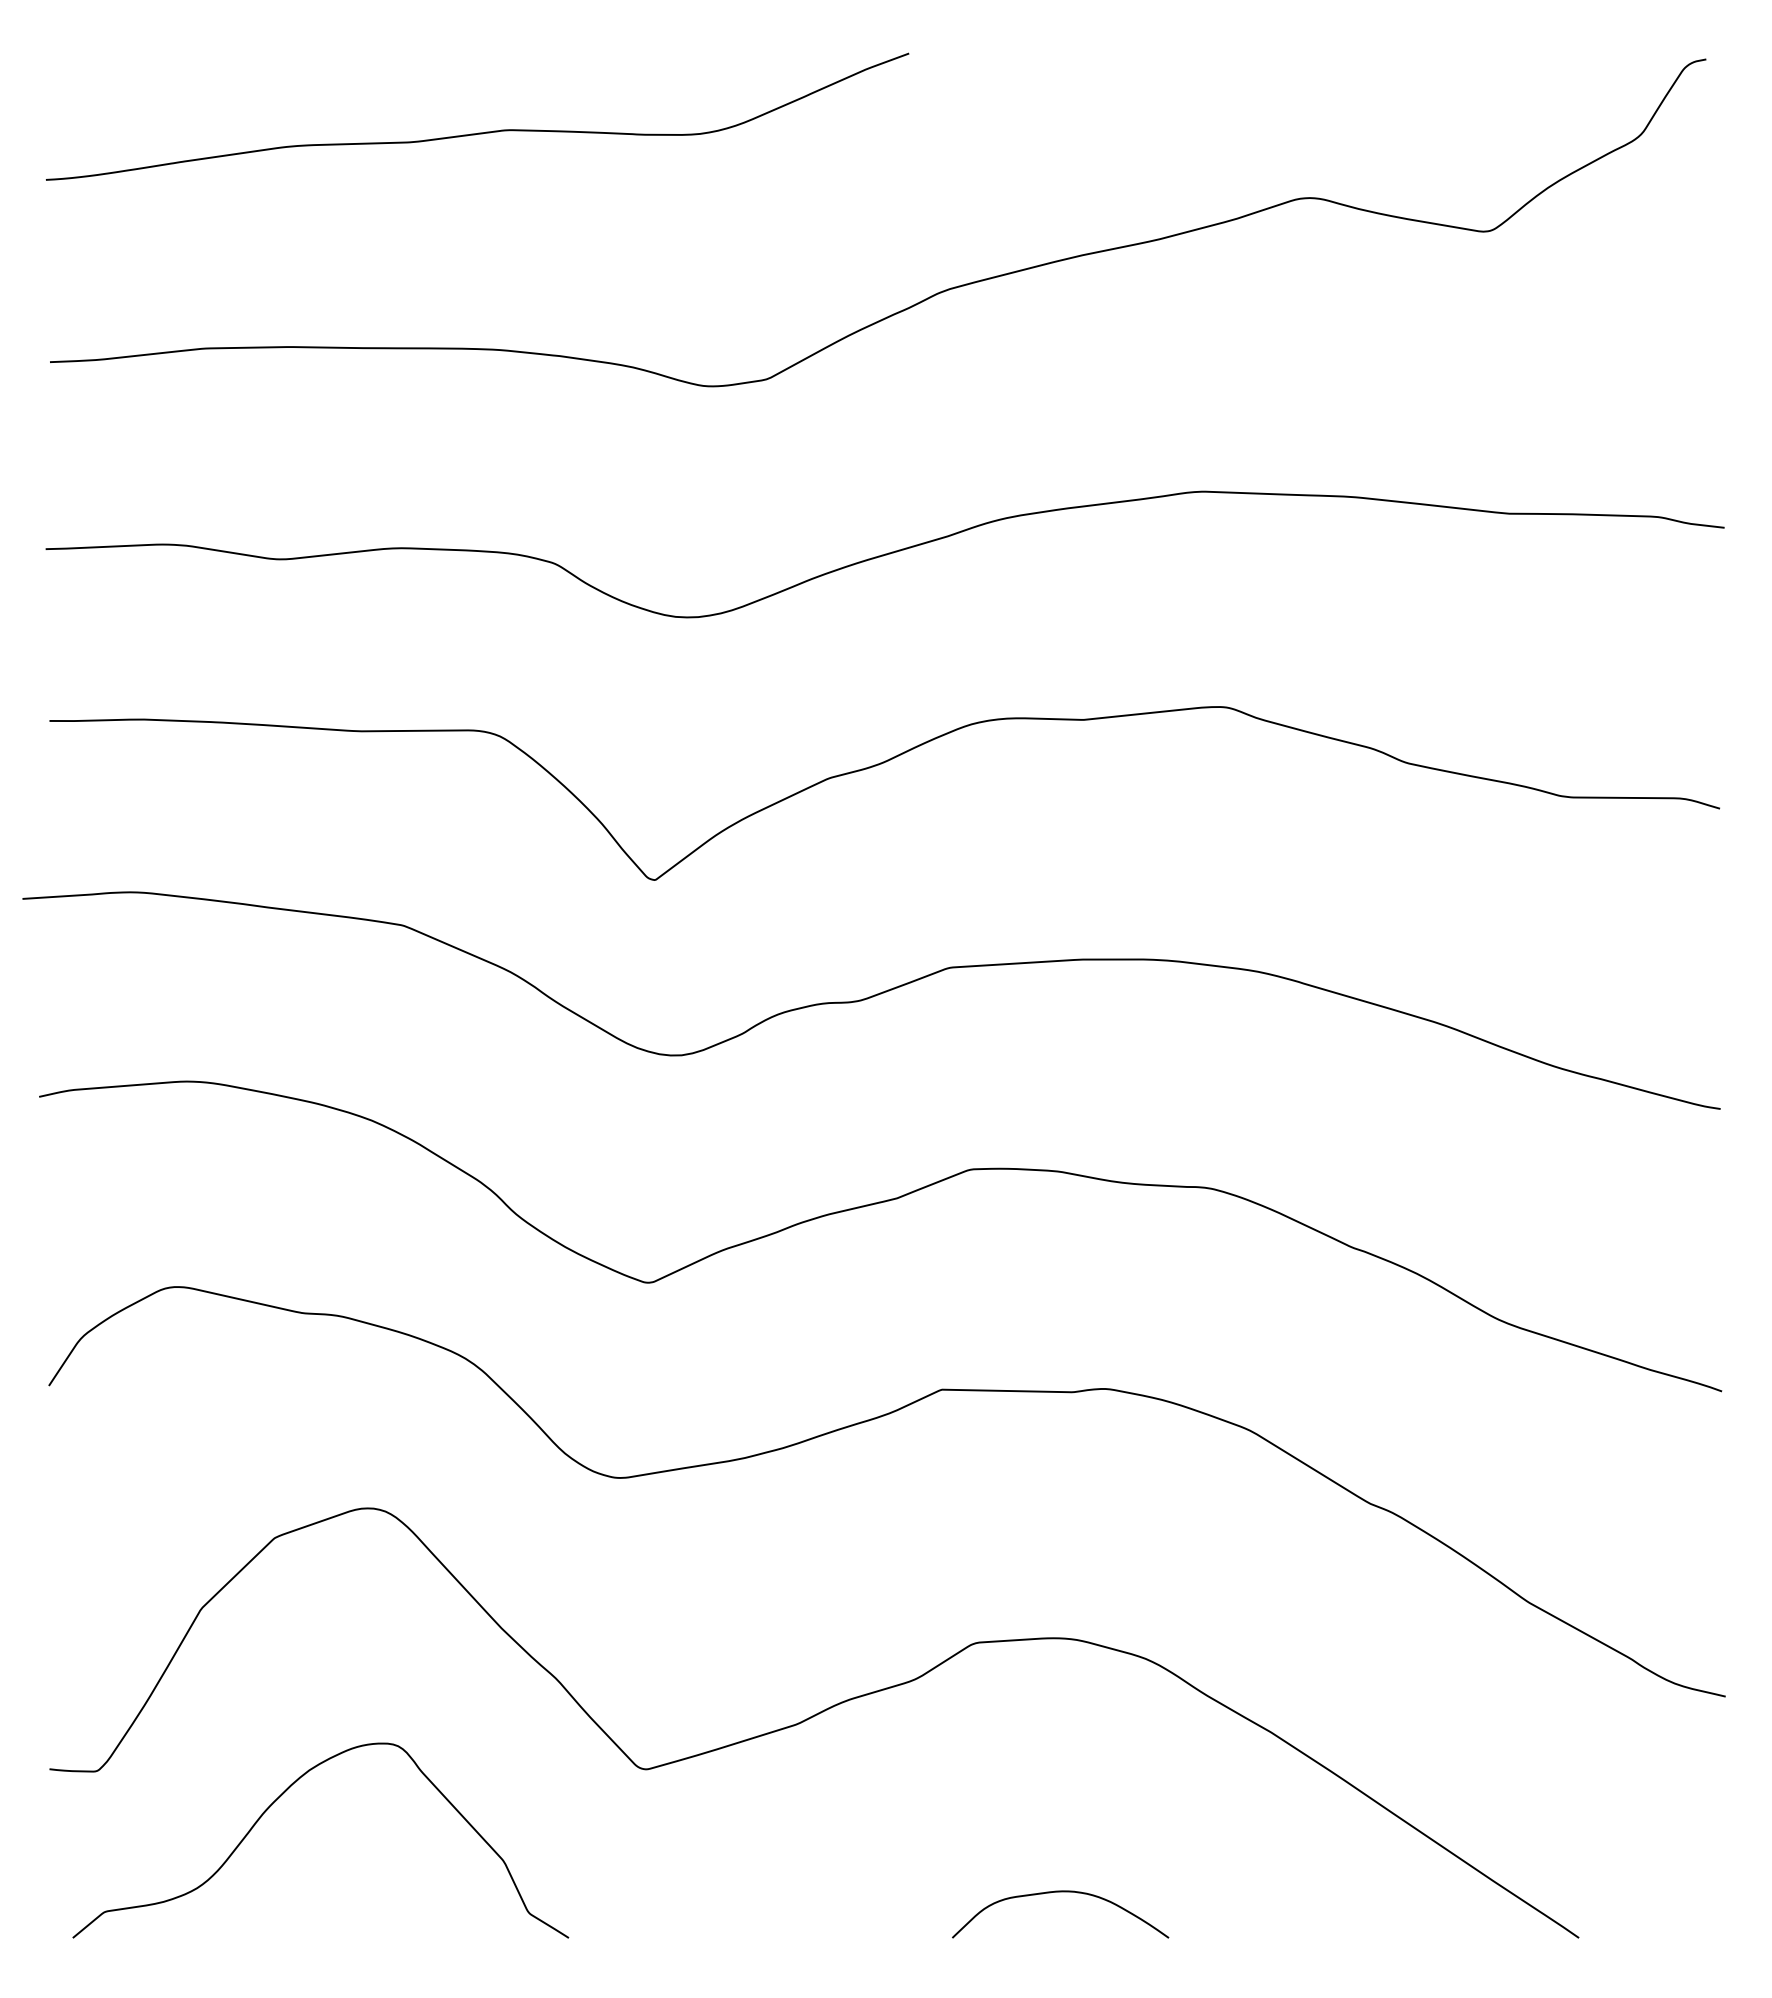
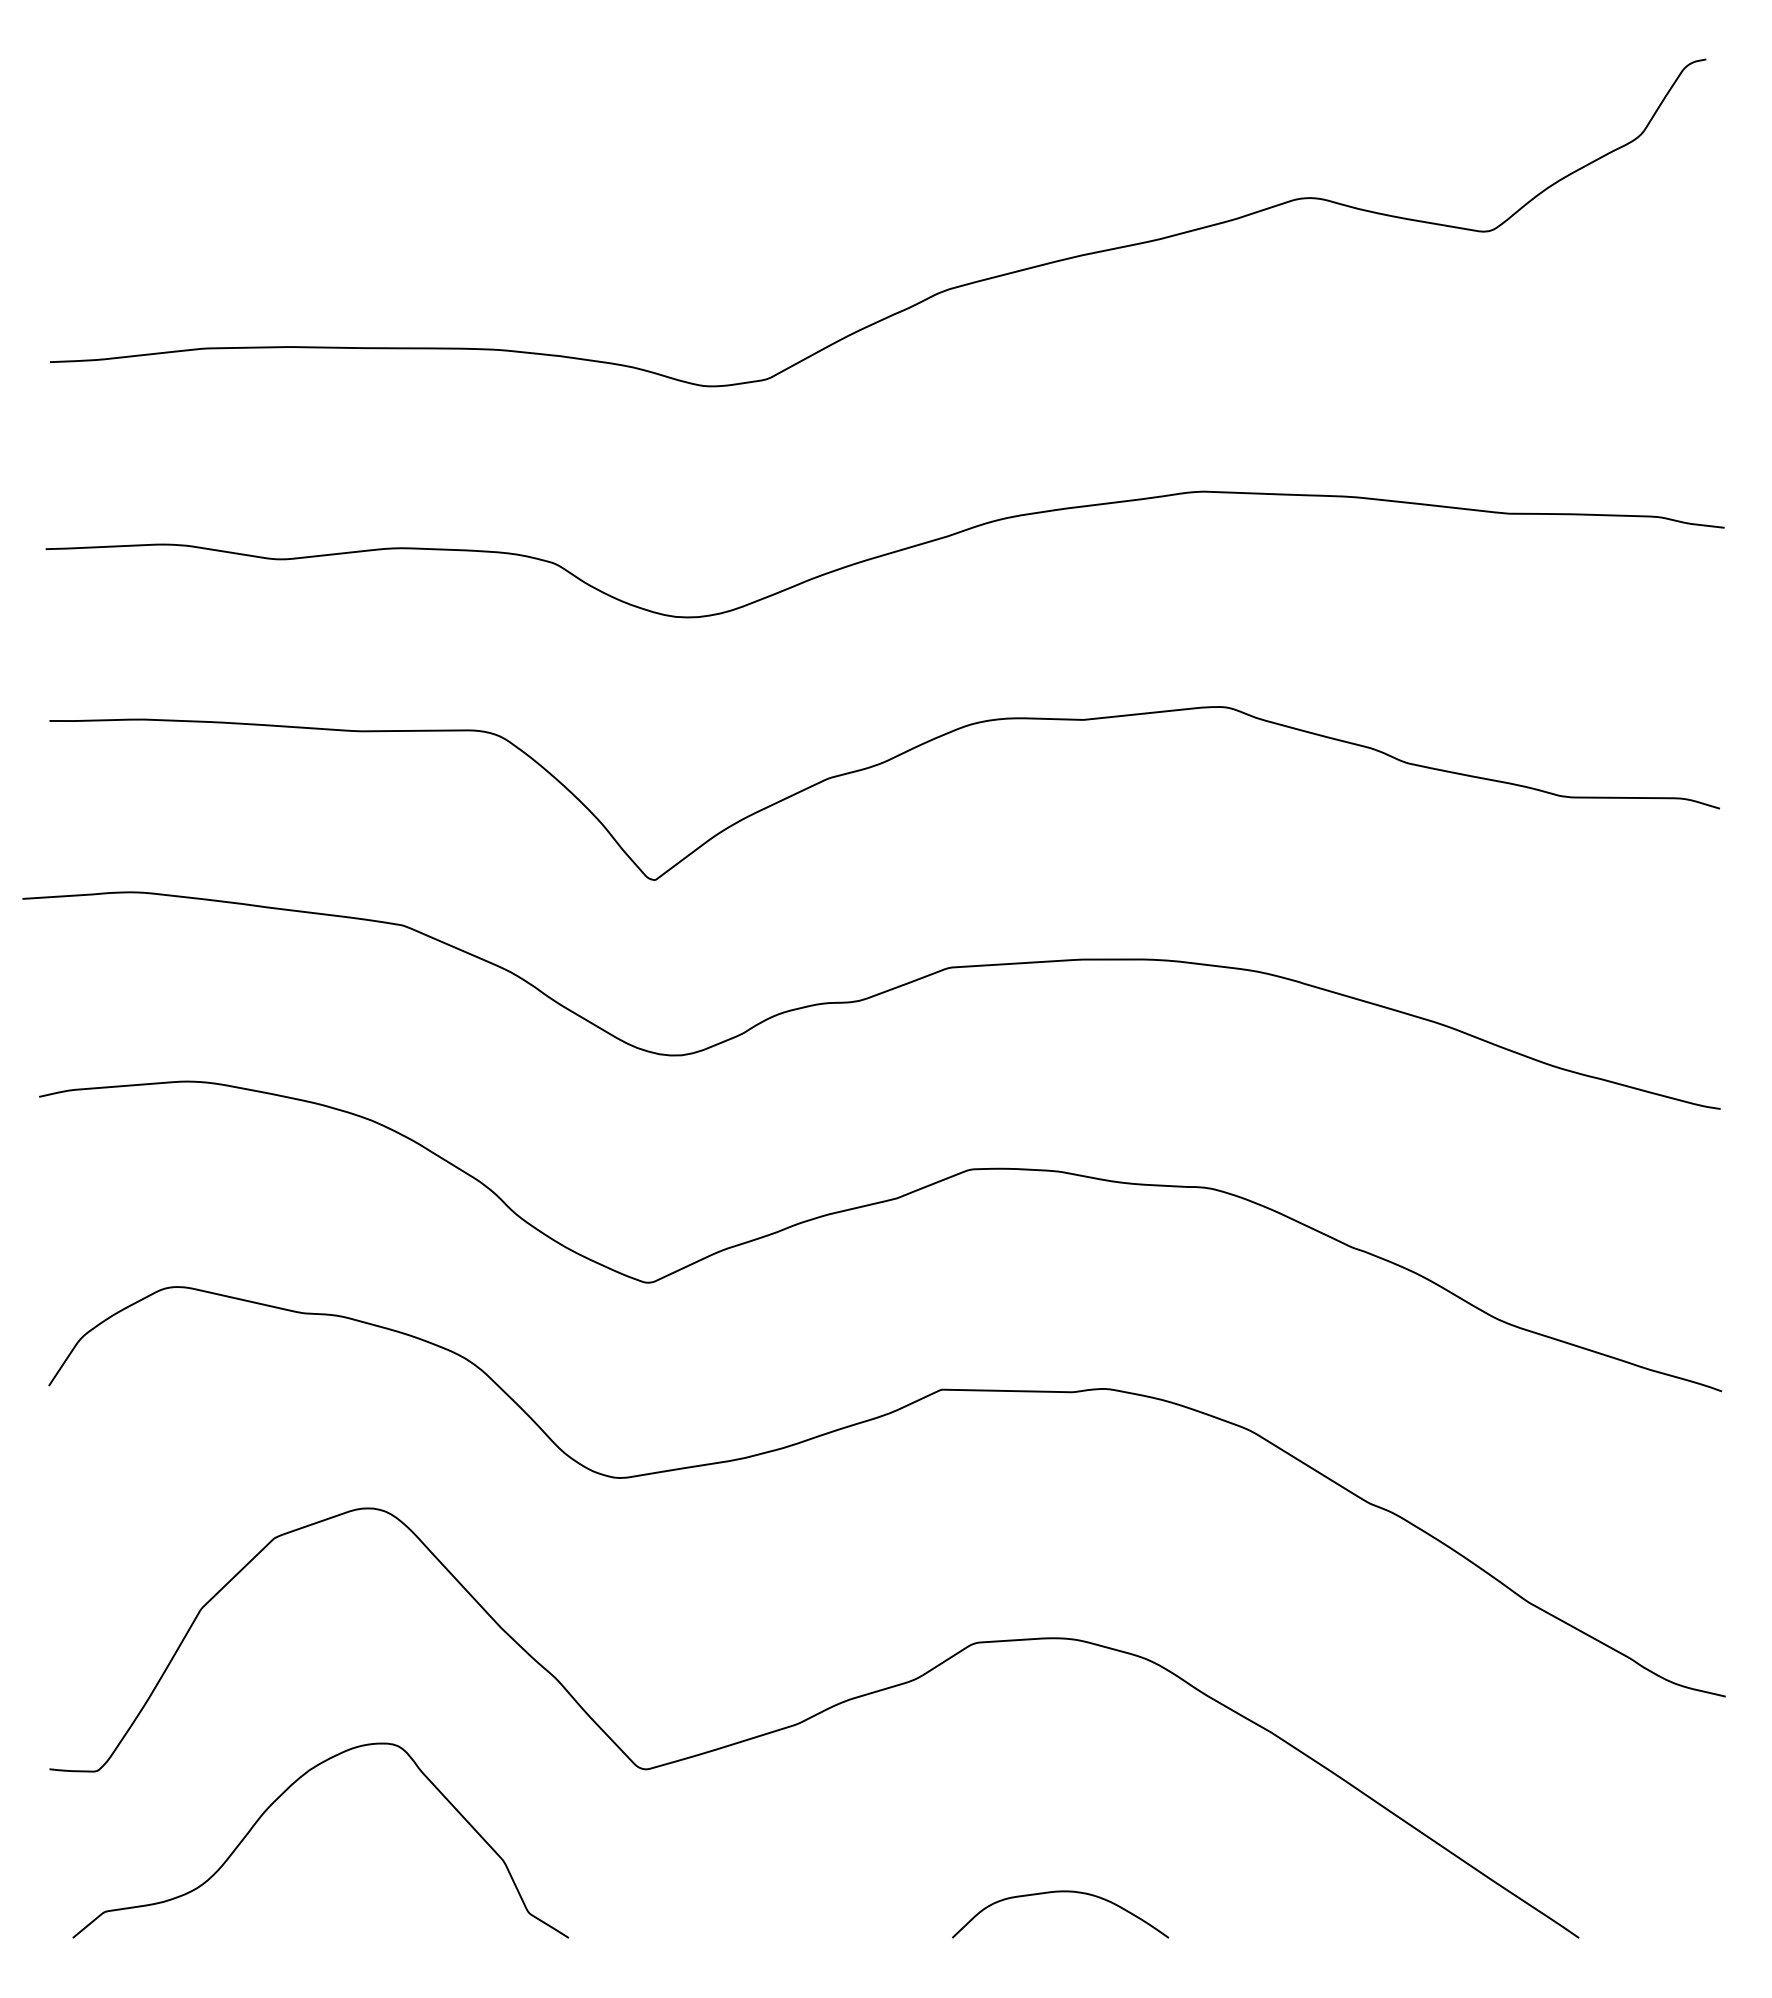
curve: present -> none (478, 132)
